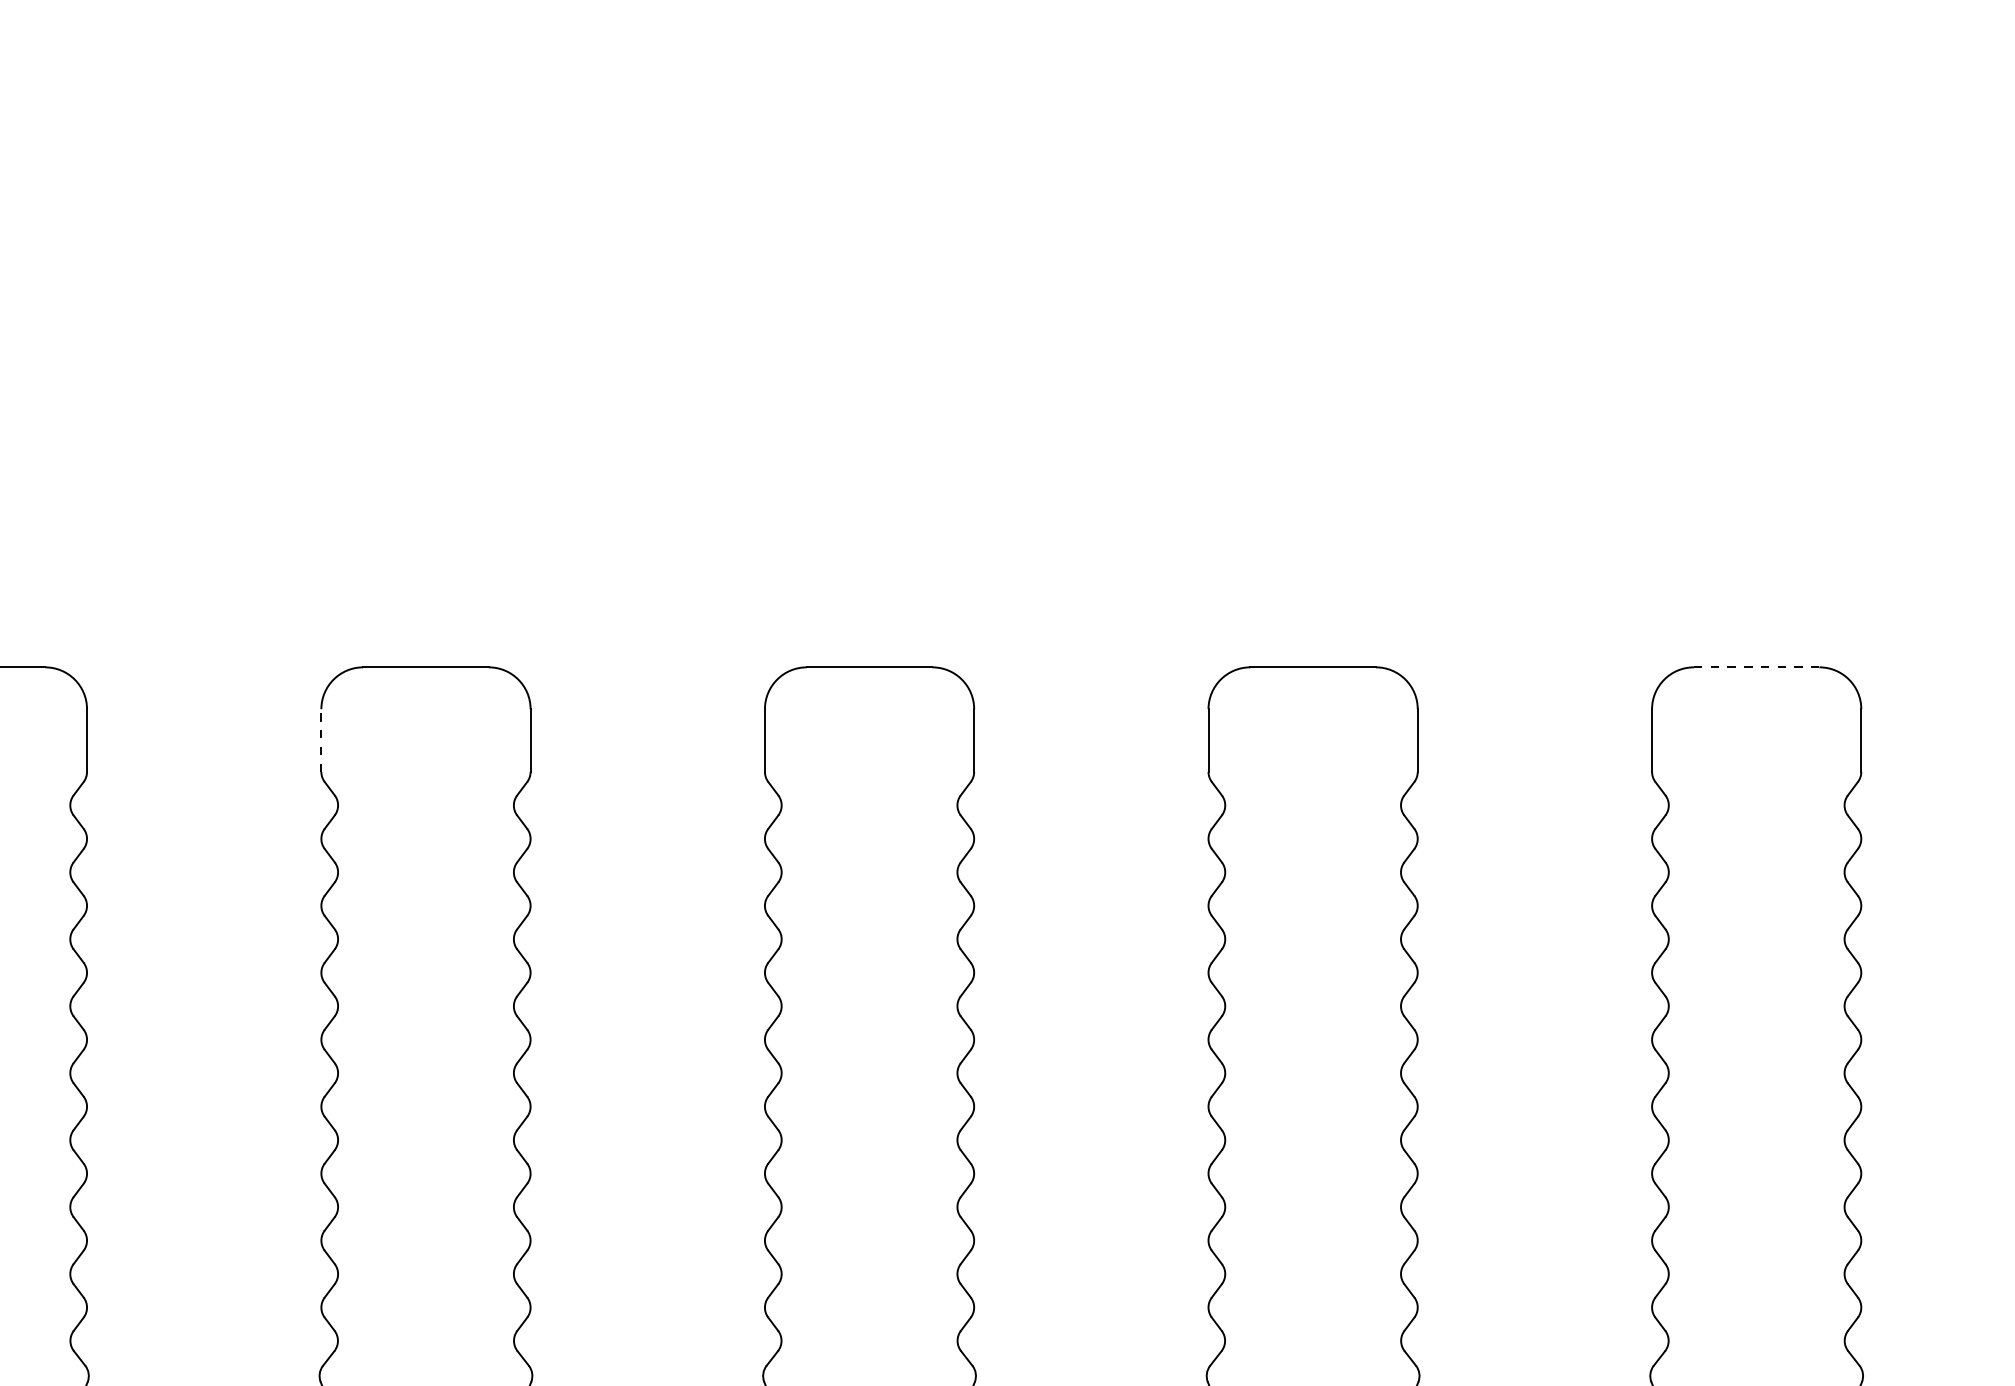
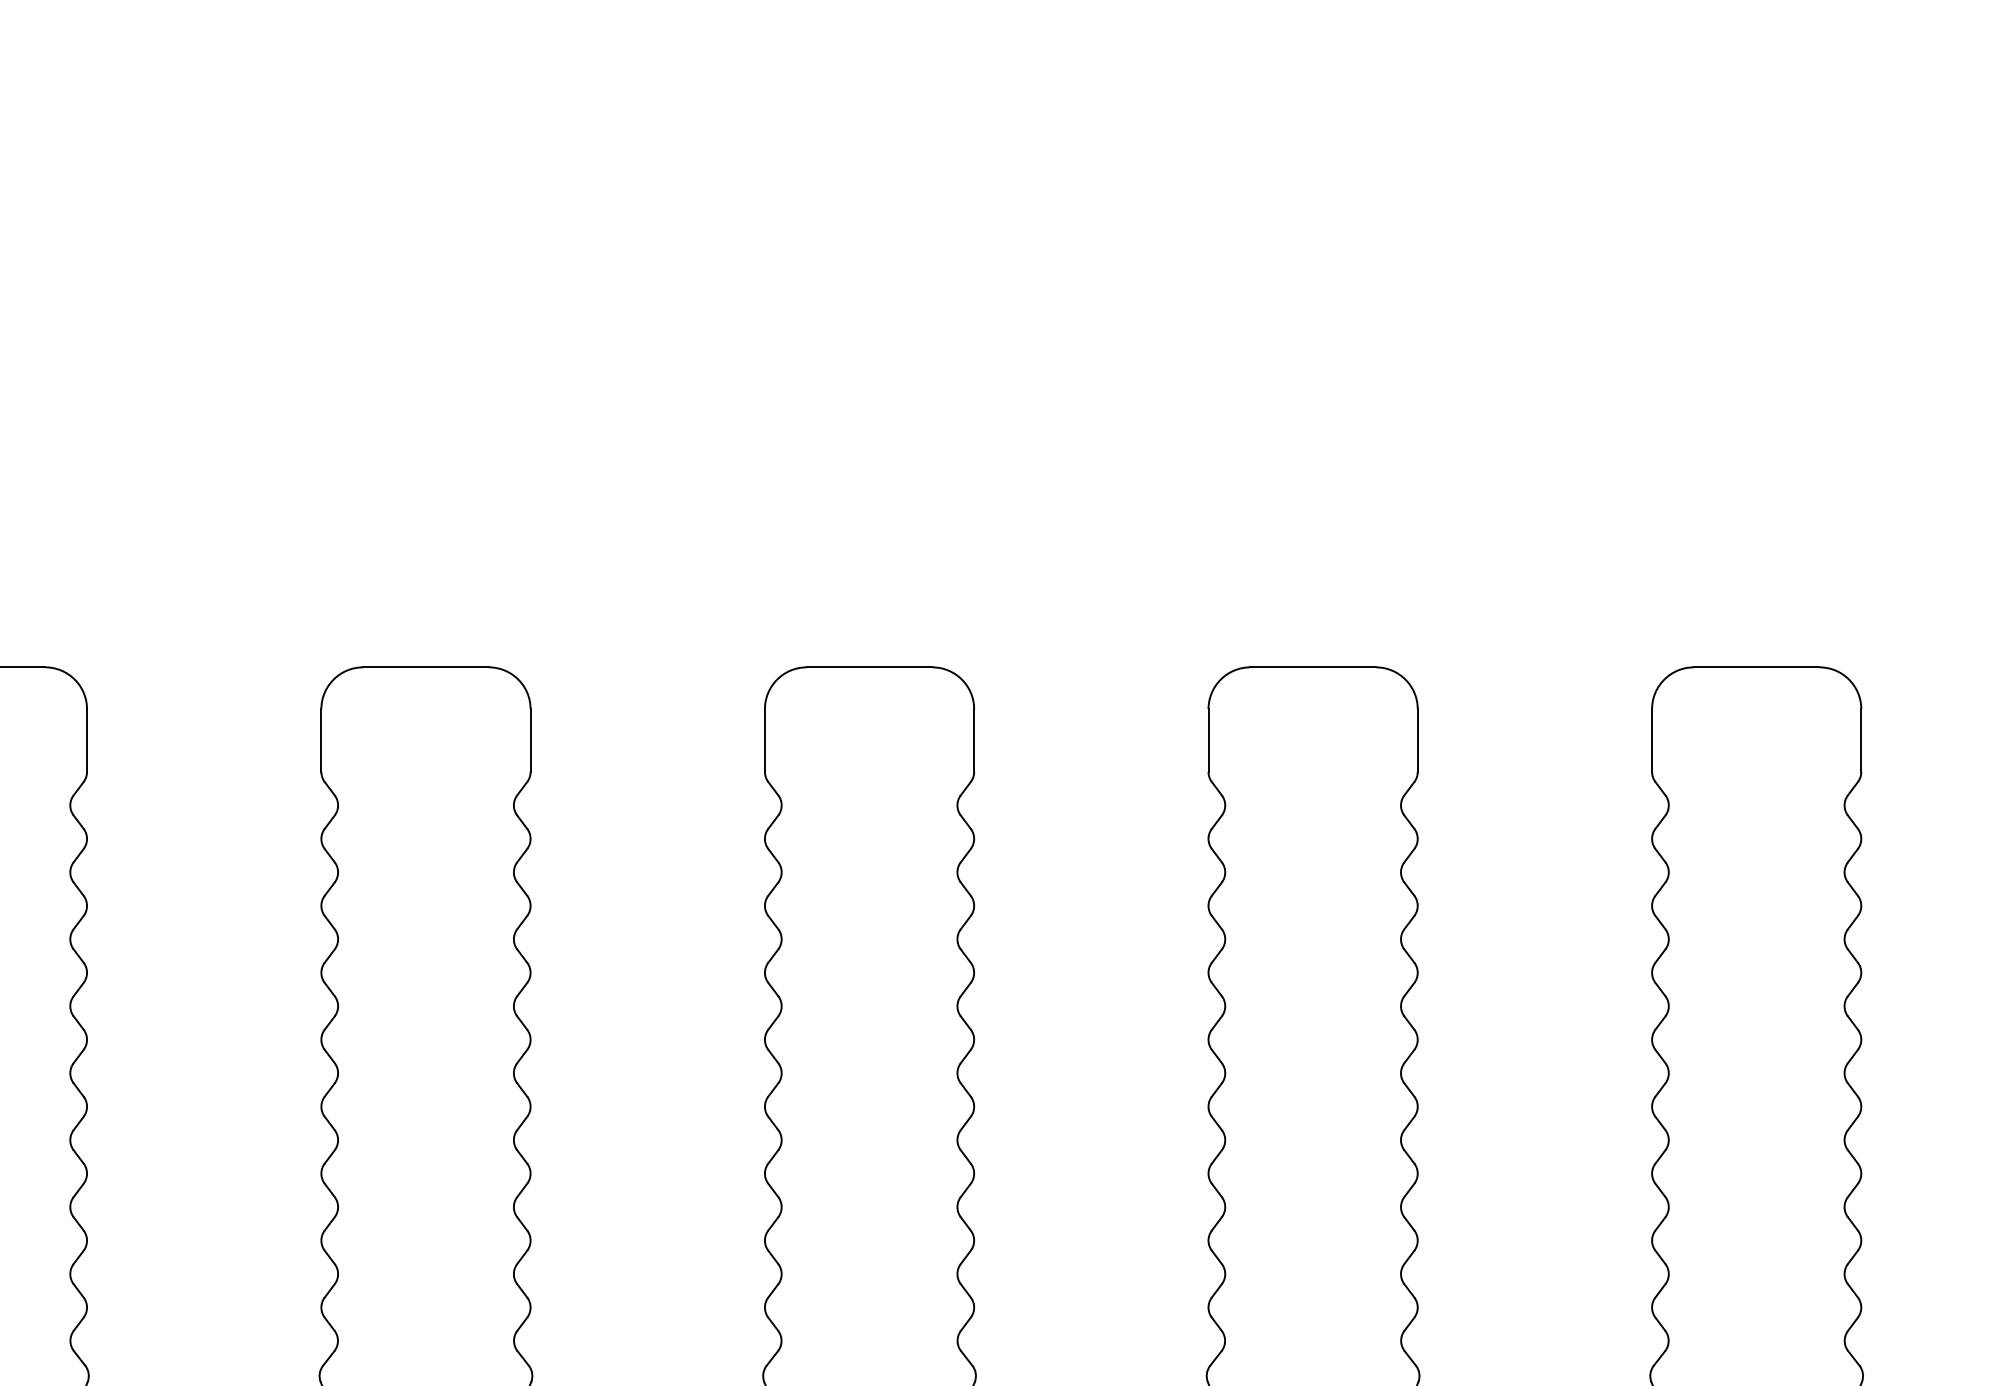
line: dashed -> solid (1756, 667)
line: dashed -> solid (321, 740)
